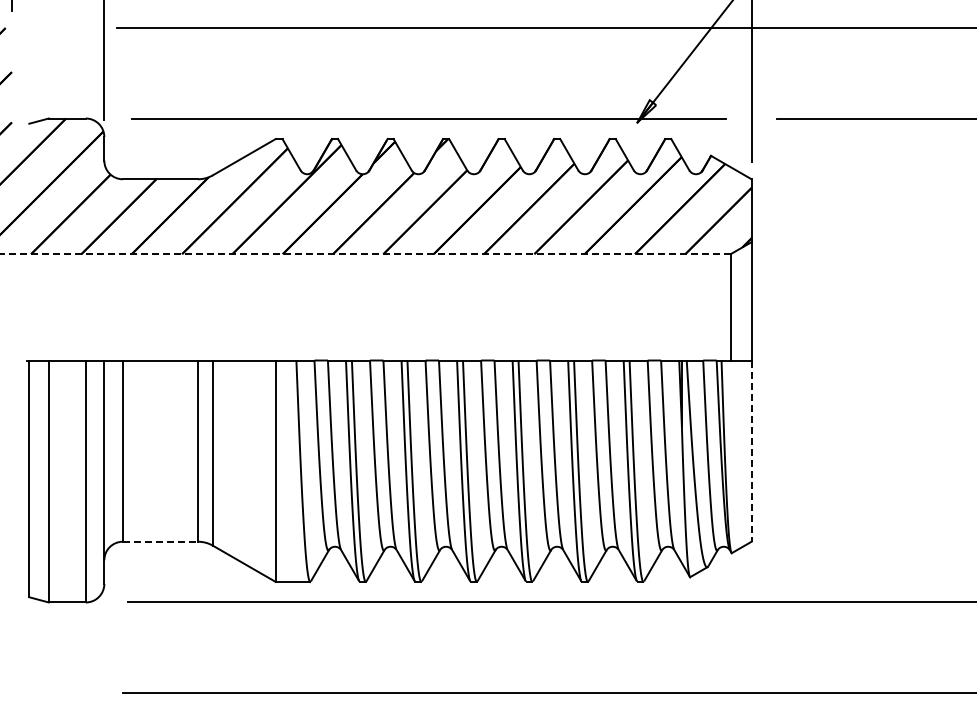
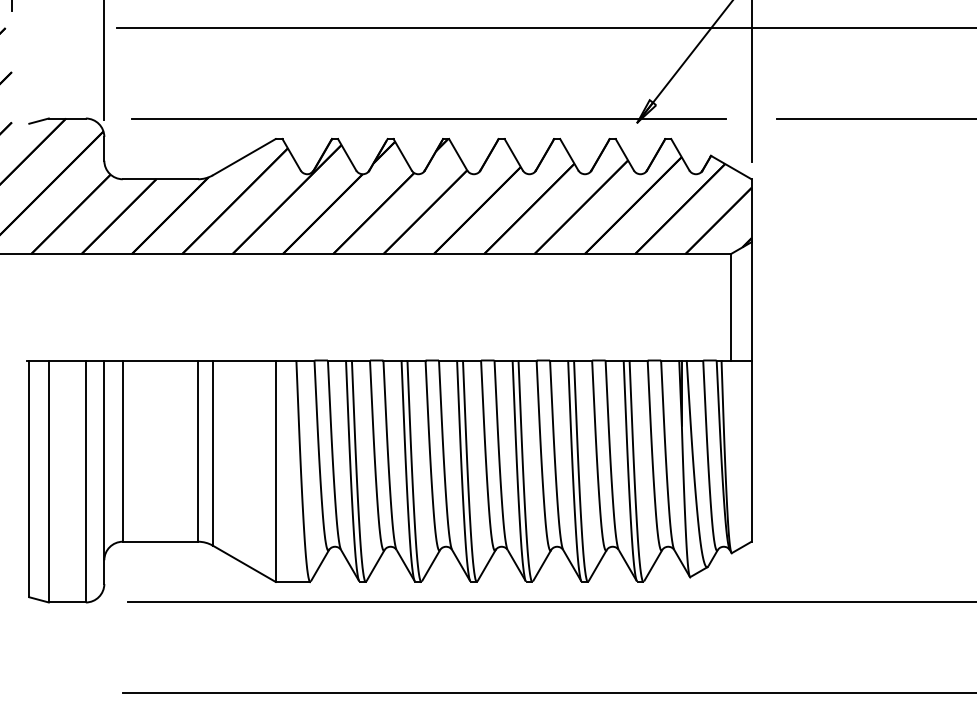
line: dashed -> solid (365, 254)
line: dashed -> solid (751, 451)
line: dashed -> solid (160, 541)
